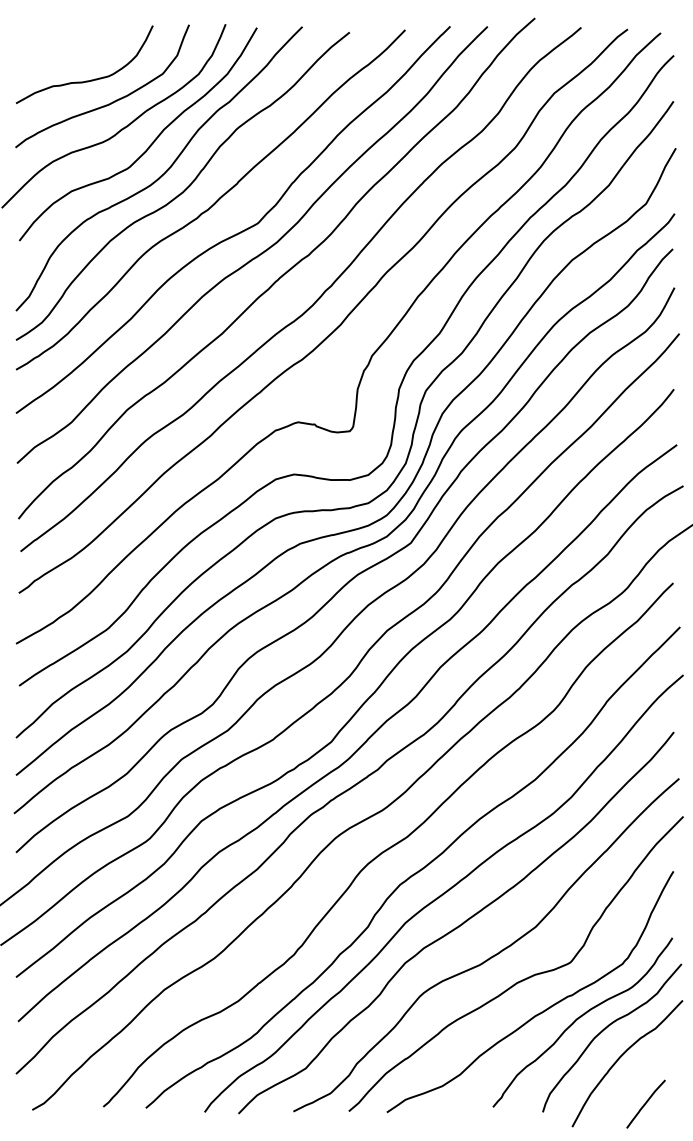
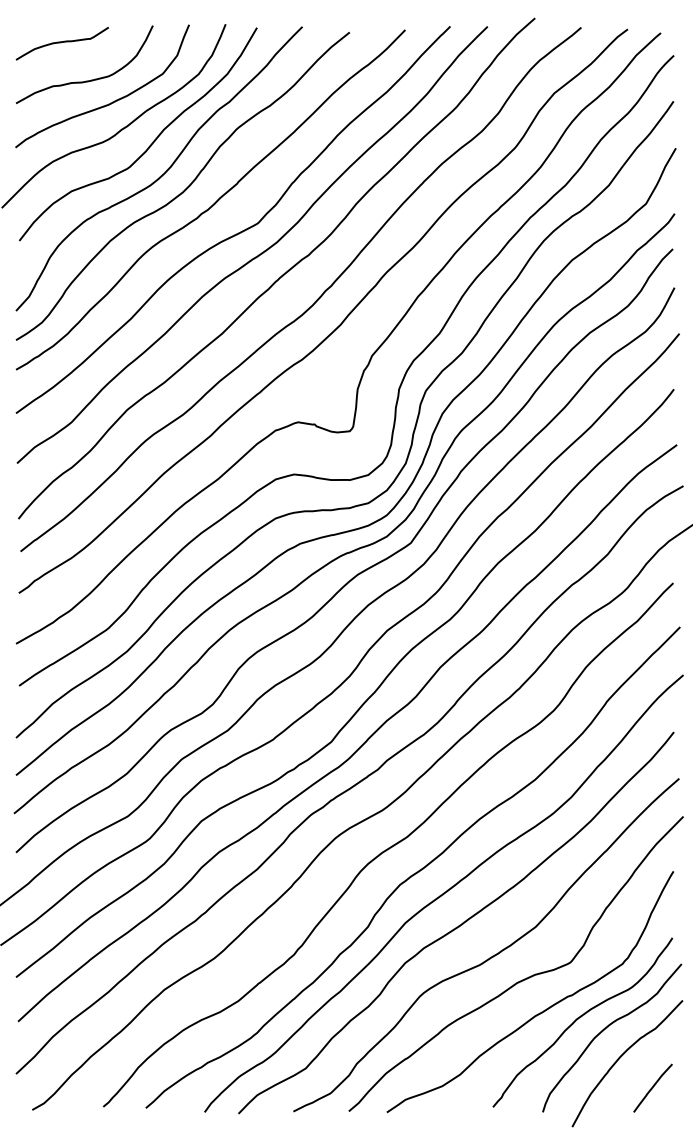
curve: none -> present (61, 43)
line position: (645, 1103) -> (652, 1087) (652, 1087)
